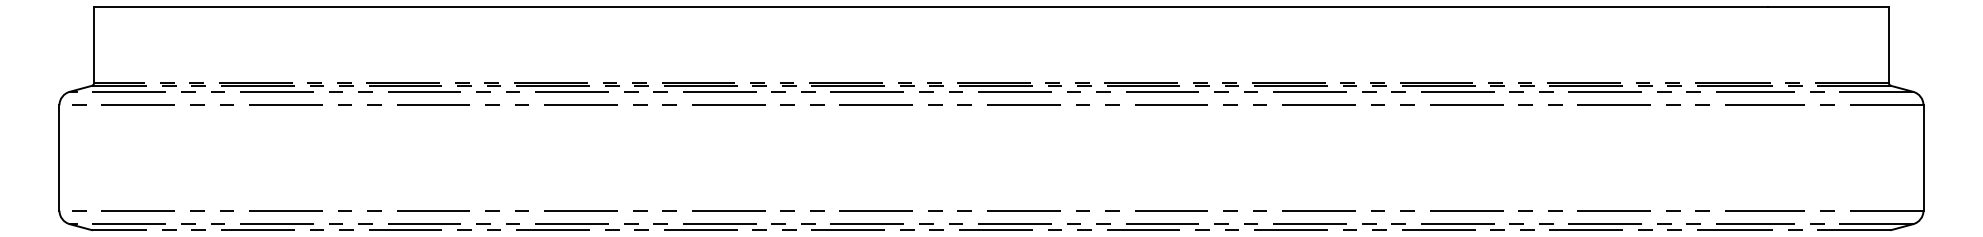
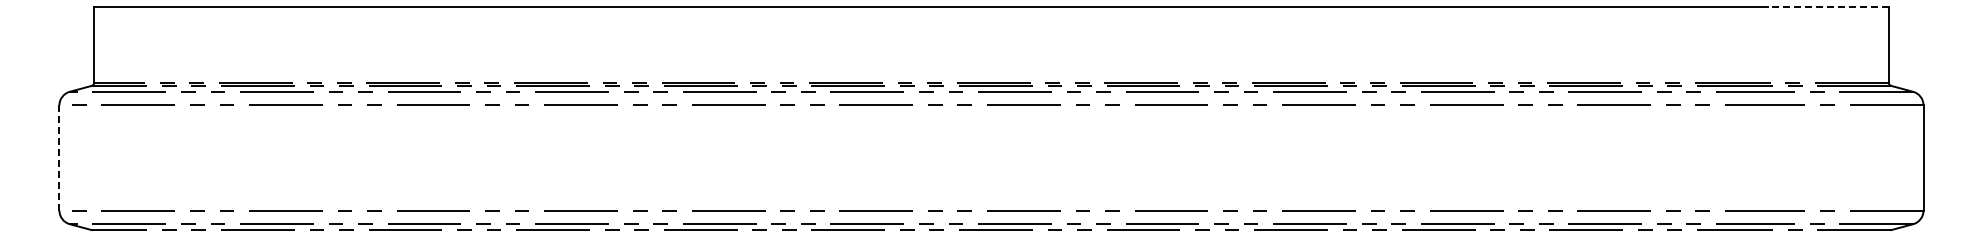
line: solid -> dashed (1828, 6)
line: solid -> dashed (59, 158)
